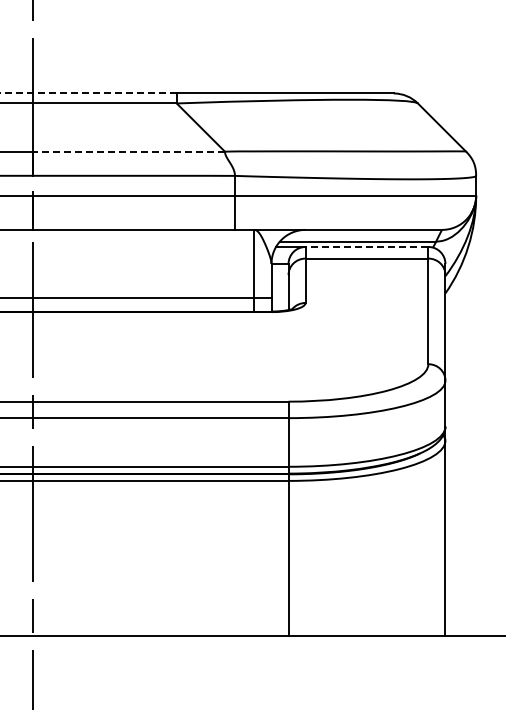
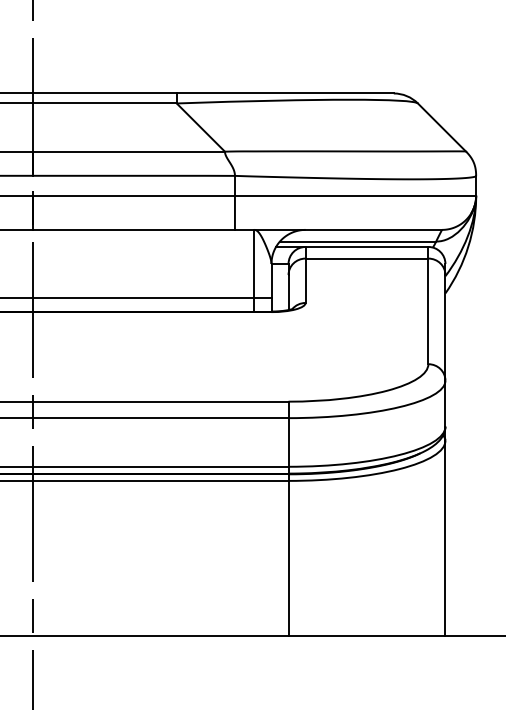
line: dashed -> solid (88, 93)
line: dashed -> solid (128, 151)
line: dashed -> solid (366, 246)
